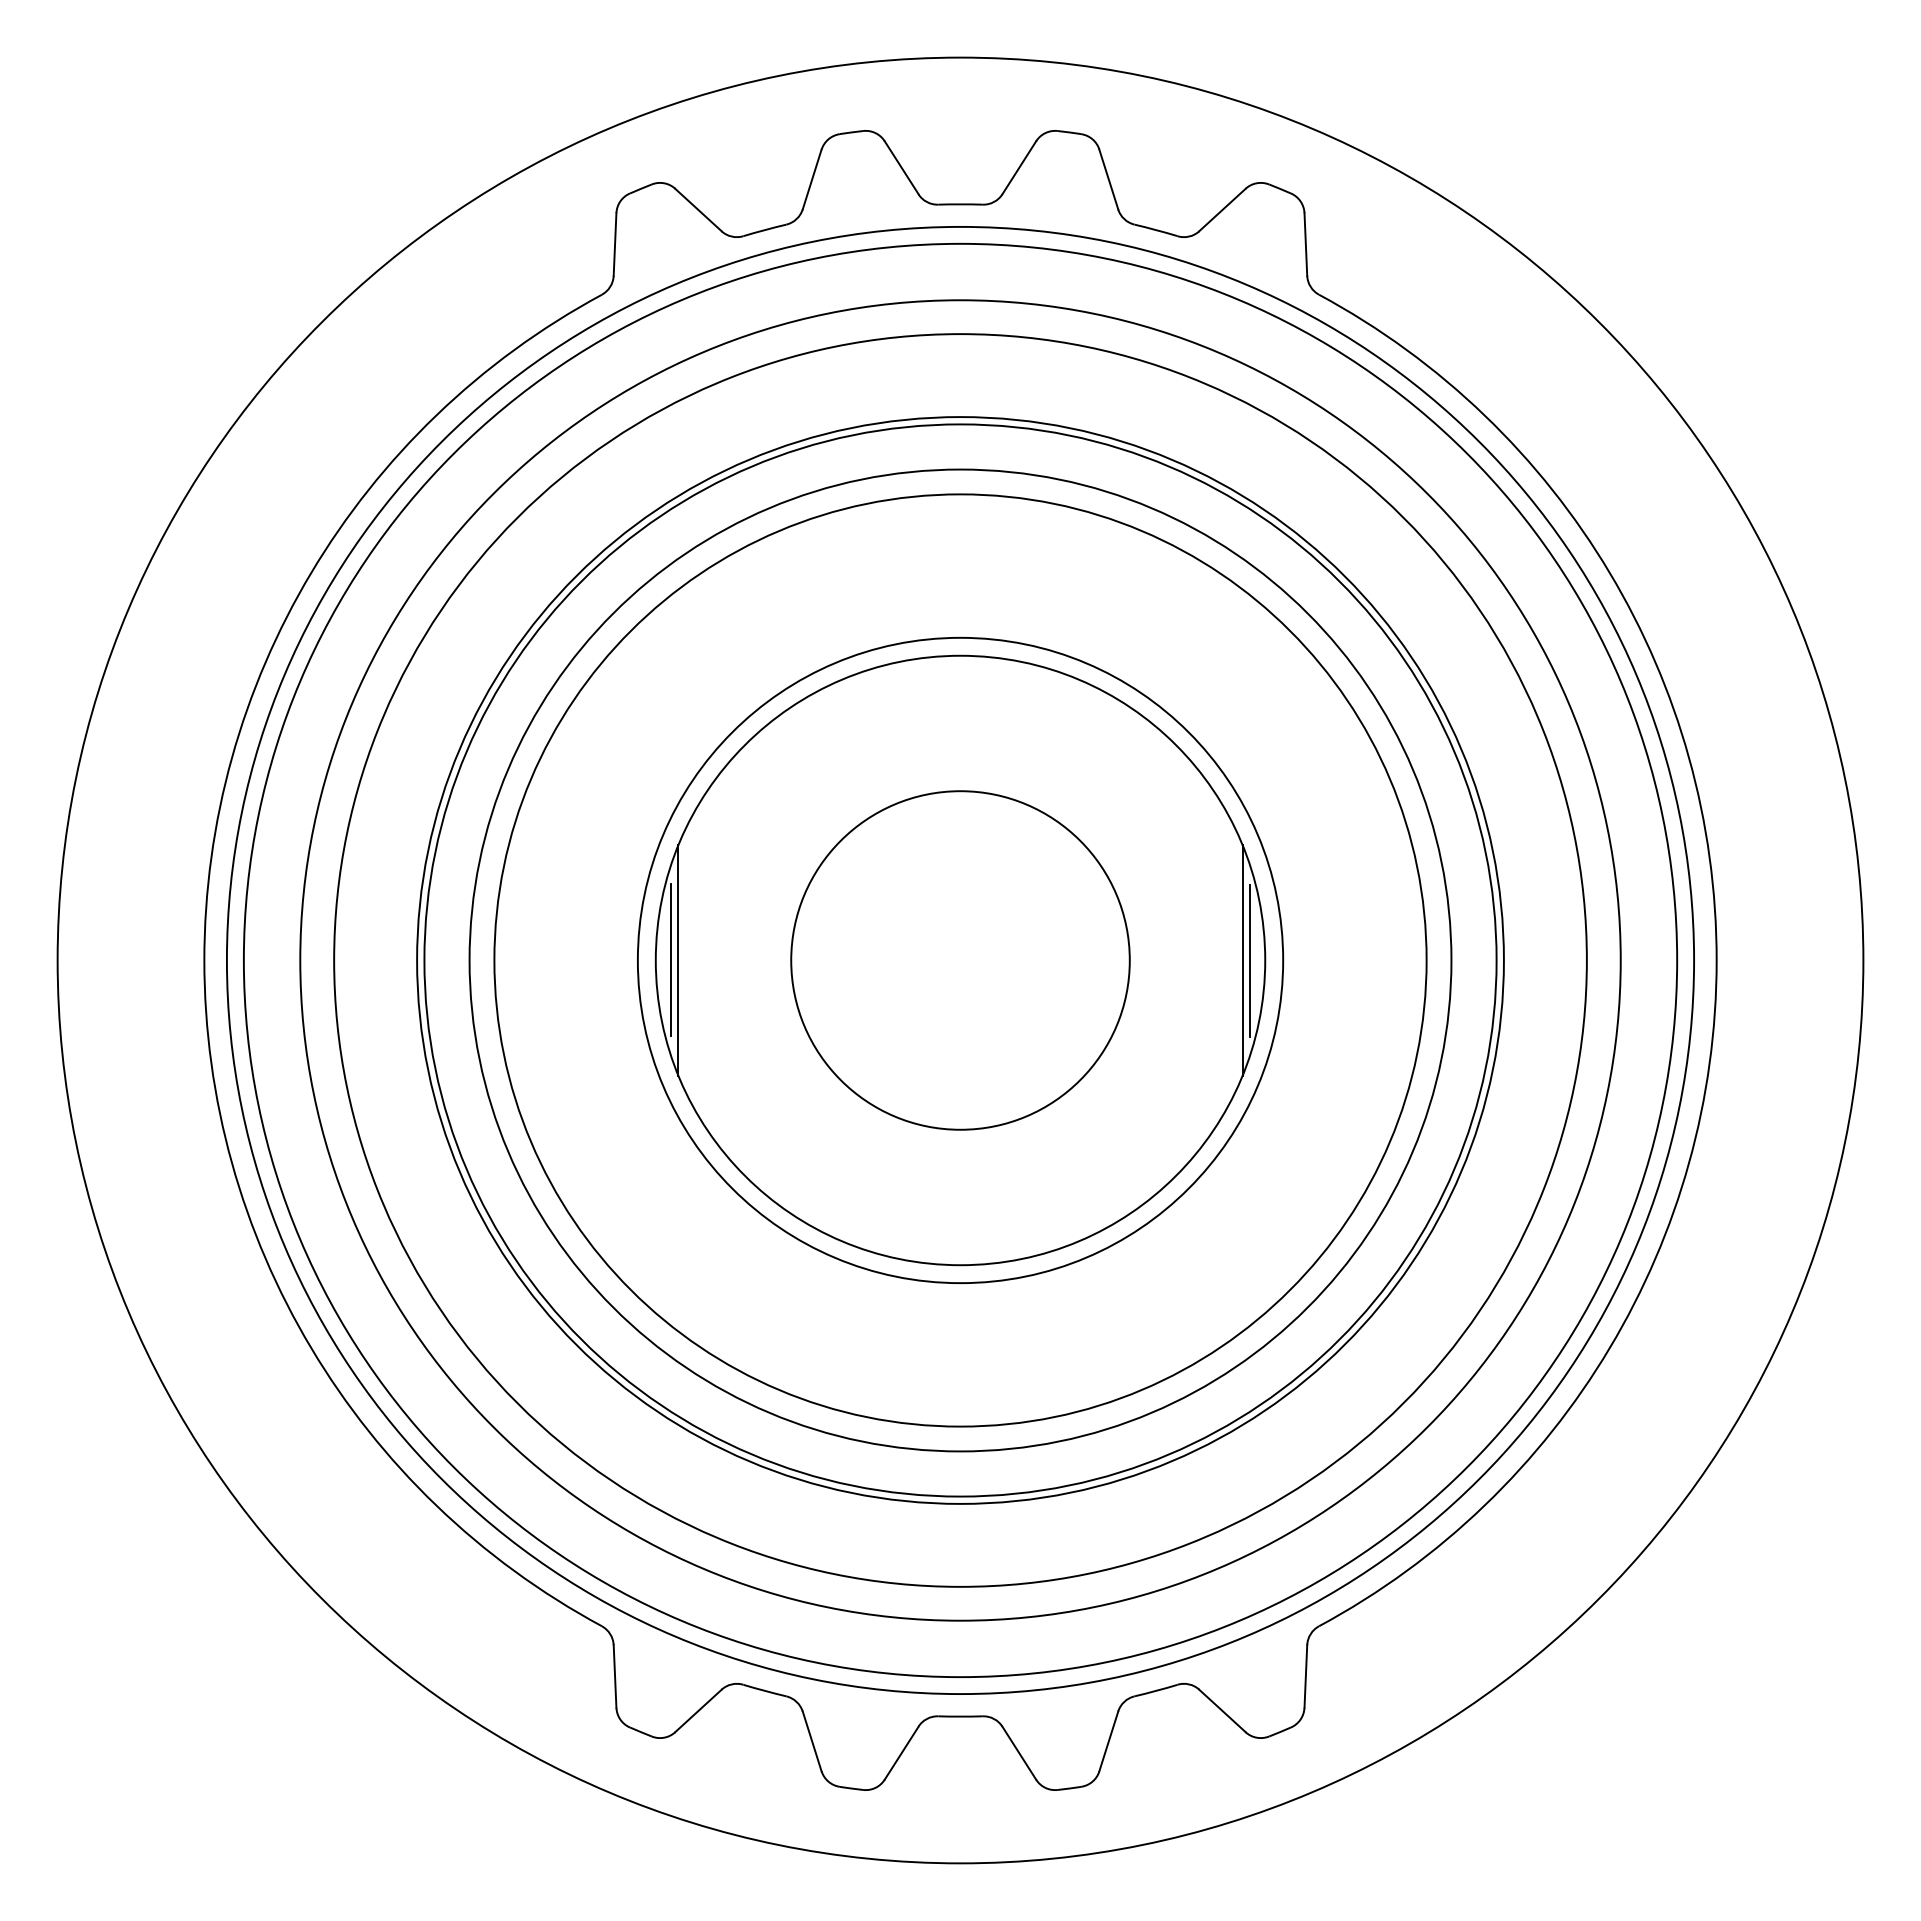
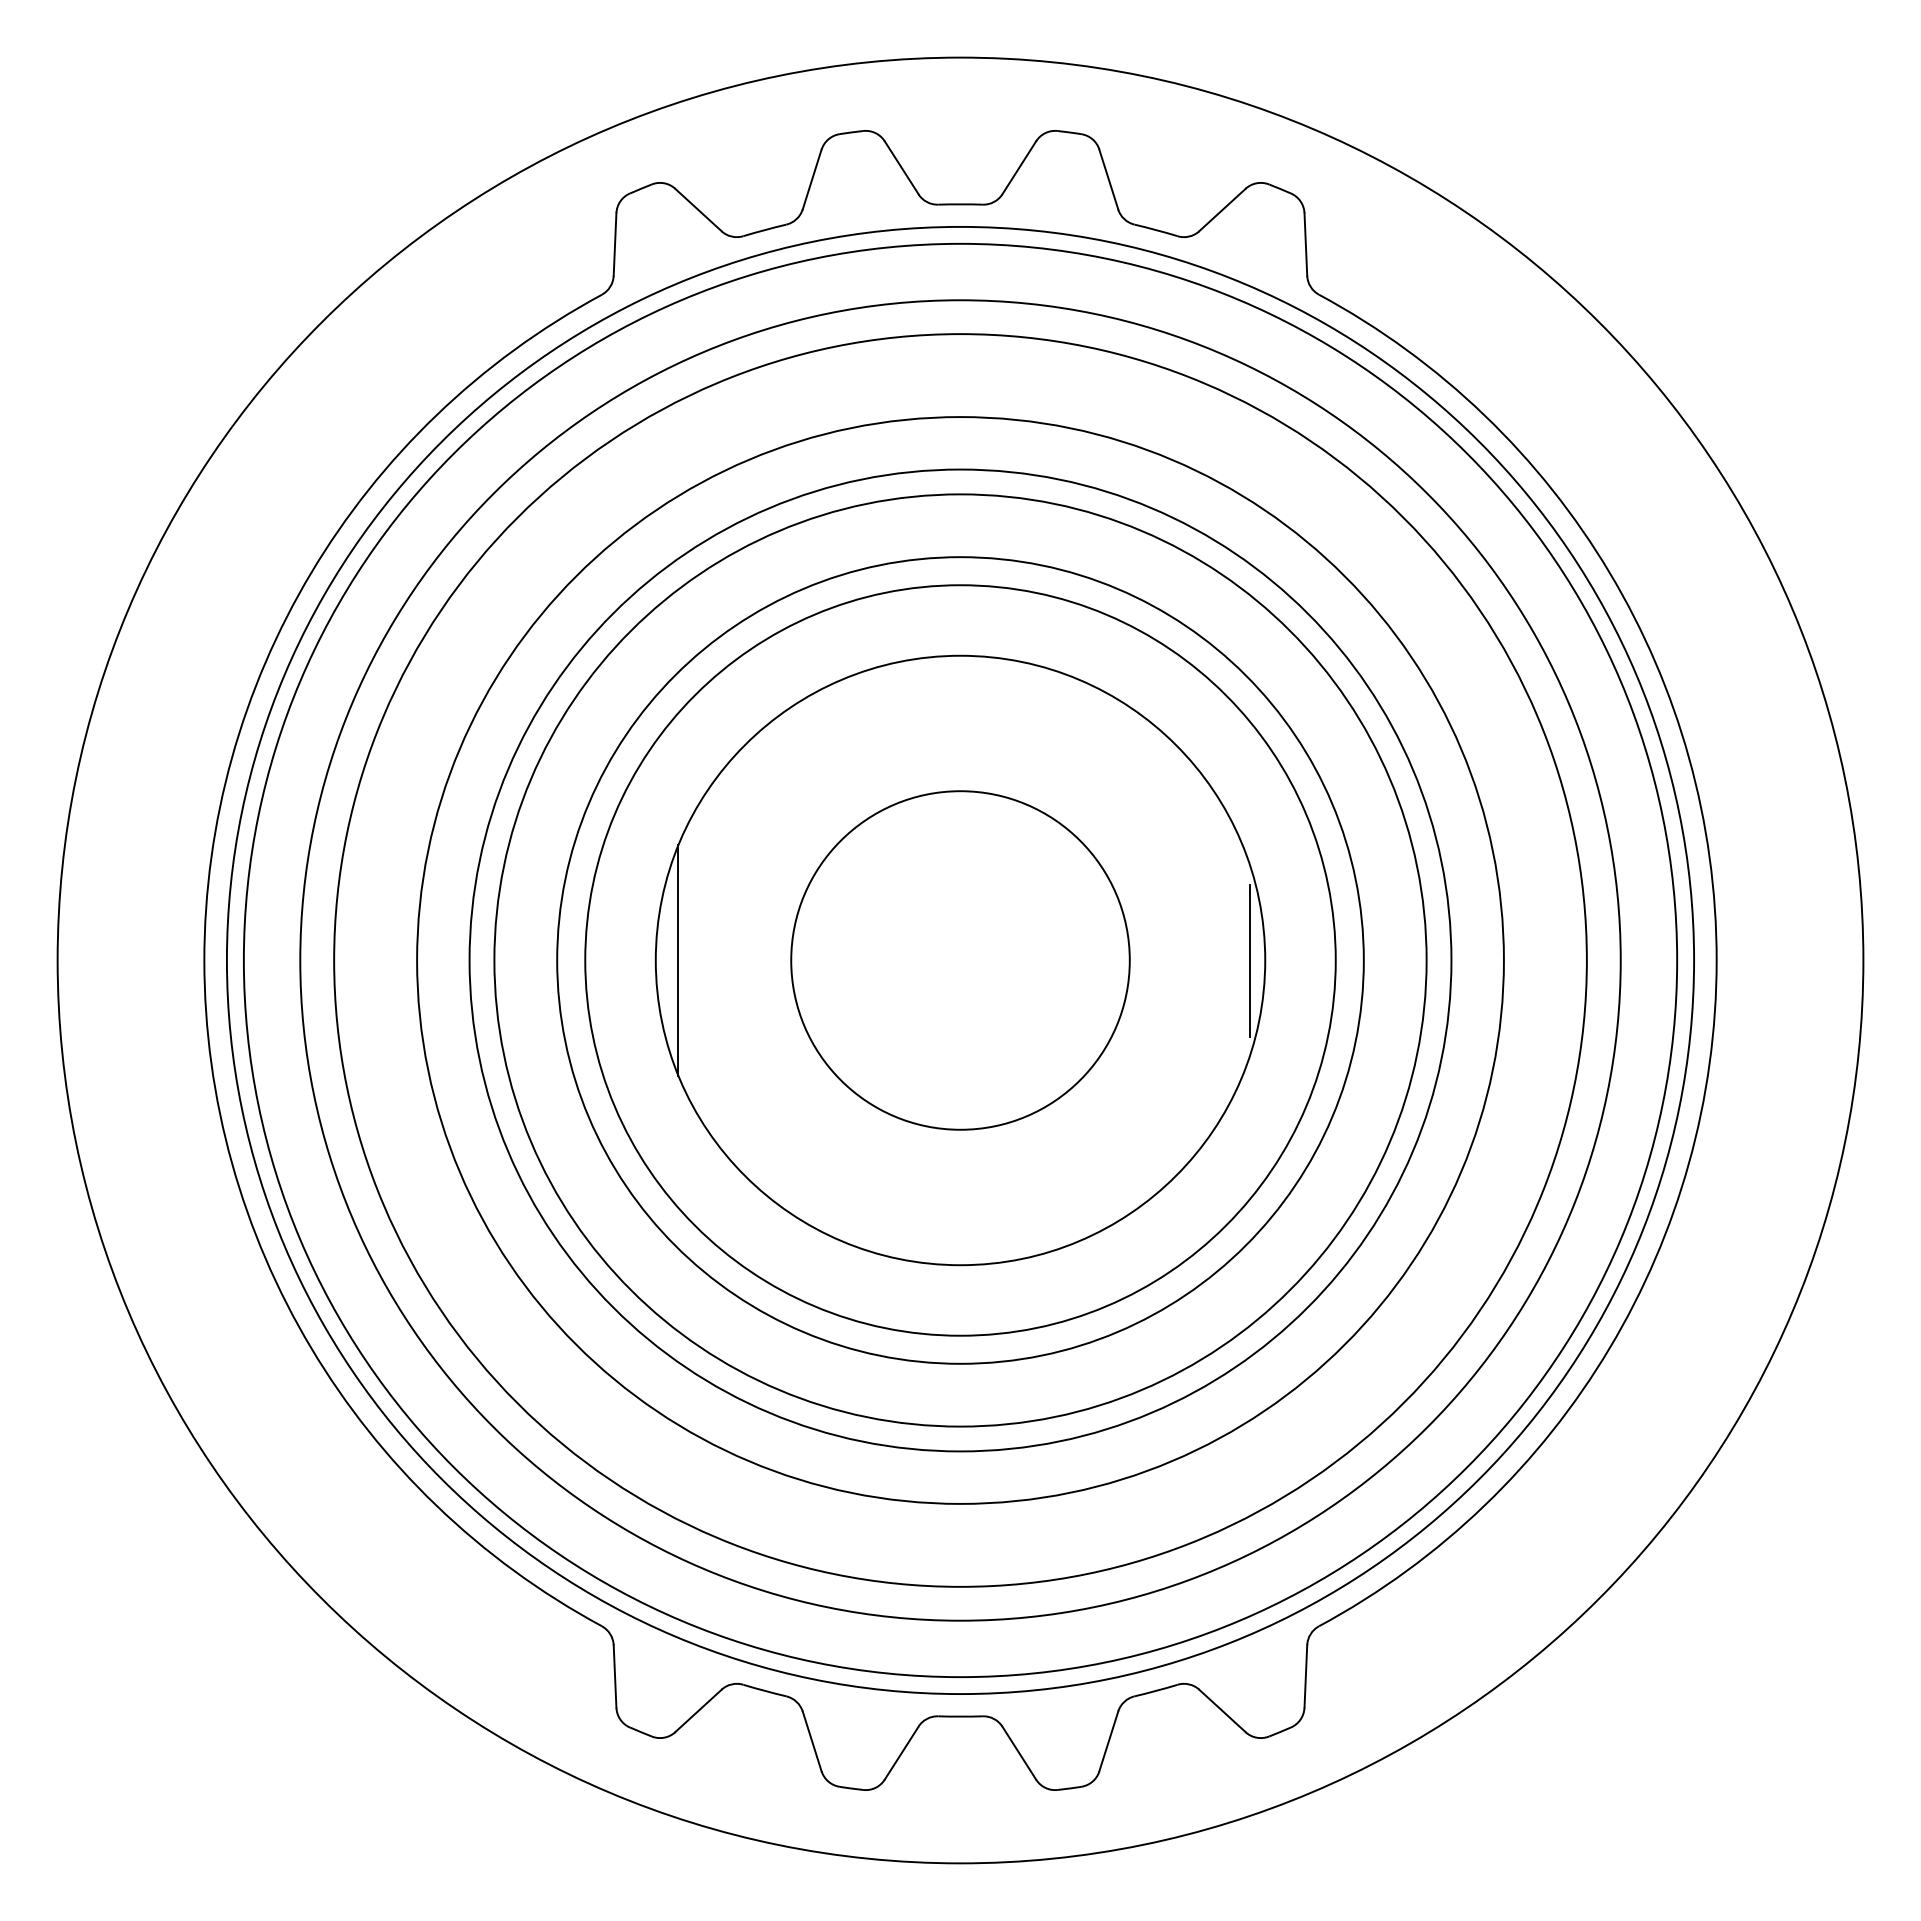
line: present -> none (671, 959)
circle diameter: 1072 px -> 751 px (960, 960)
circle diameter: 645 px -> 807 px (960, 960)
line: present -> none (1242, 960)
